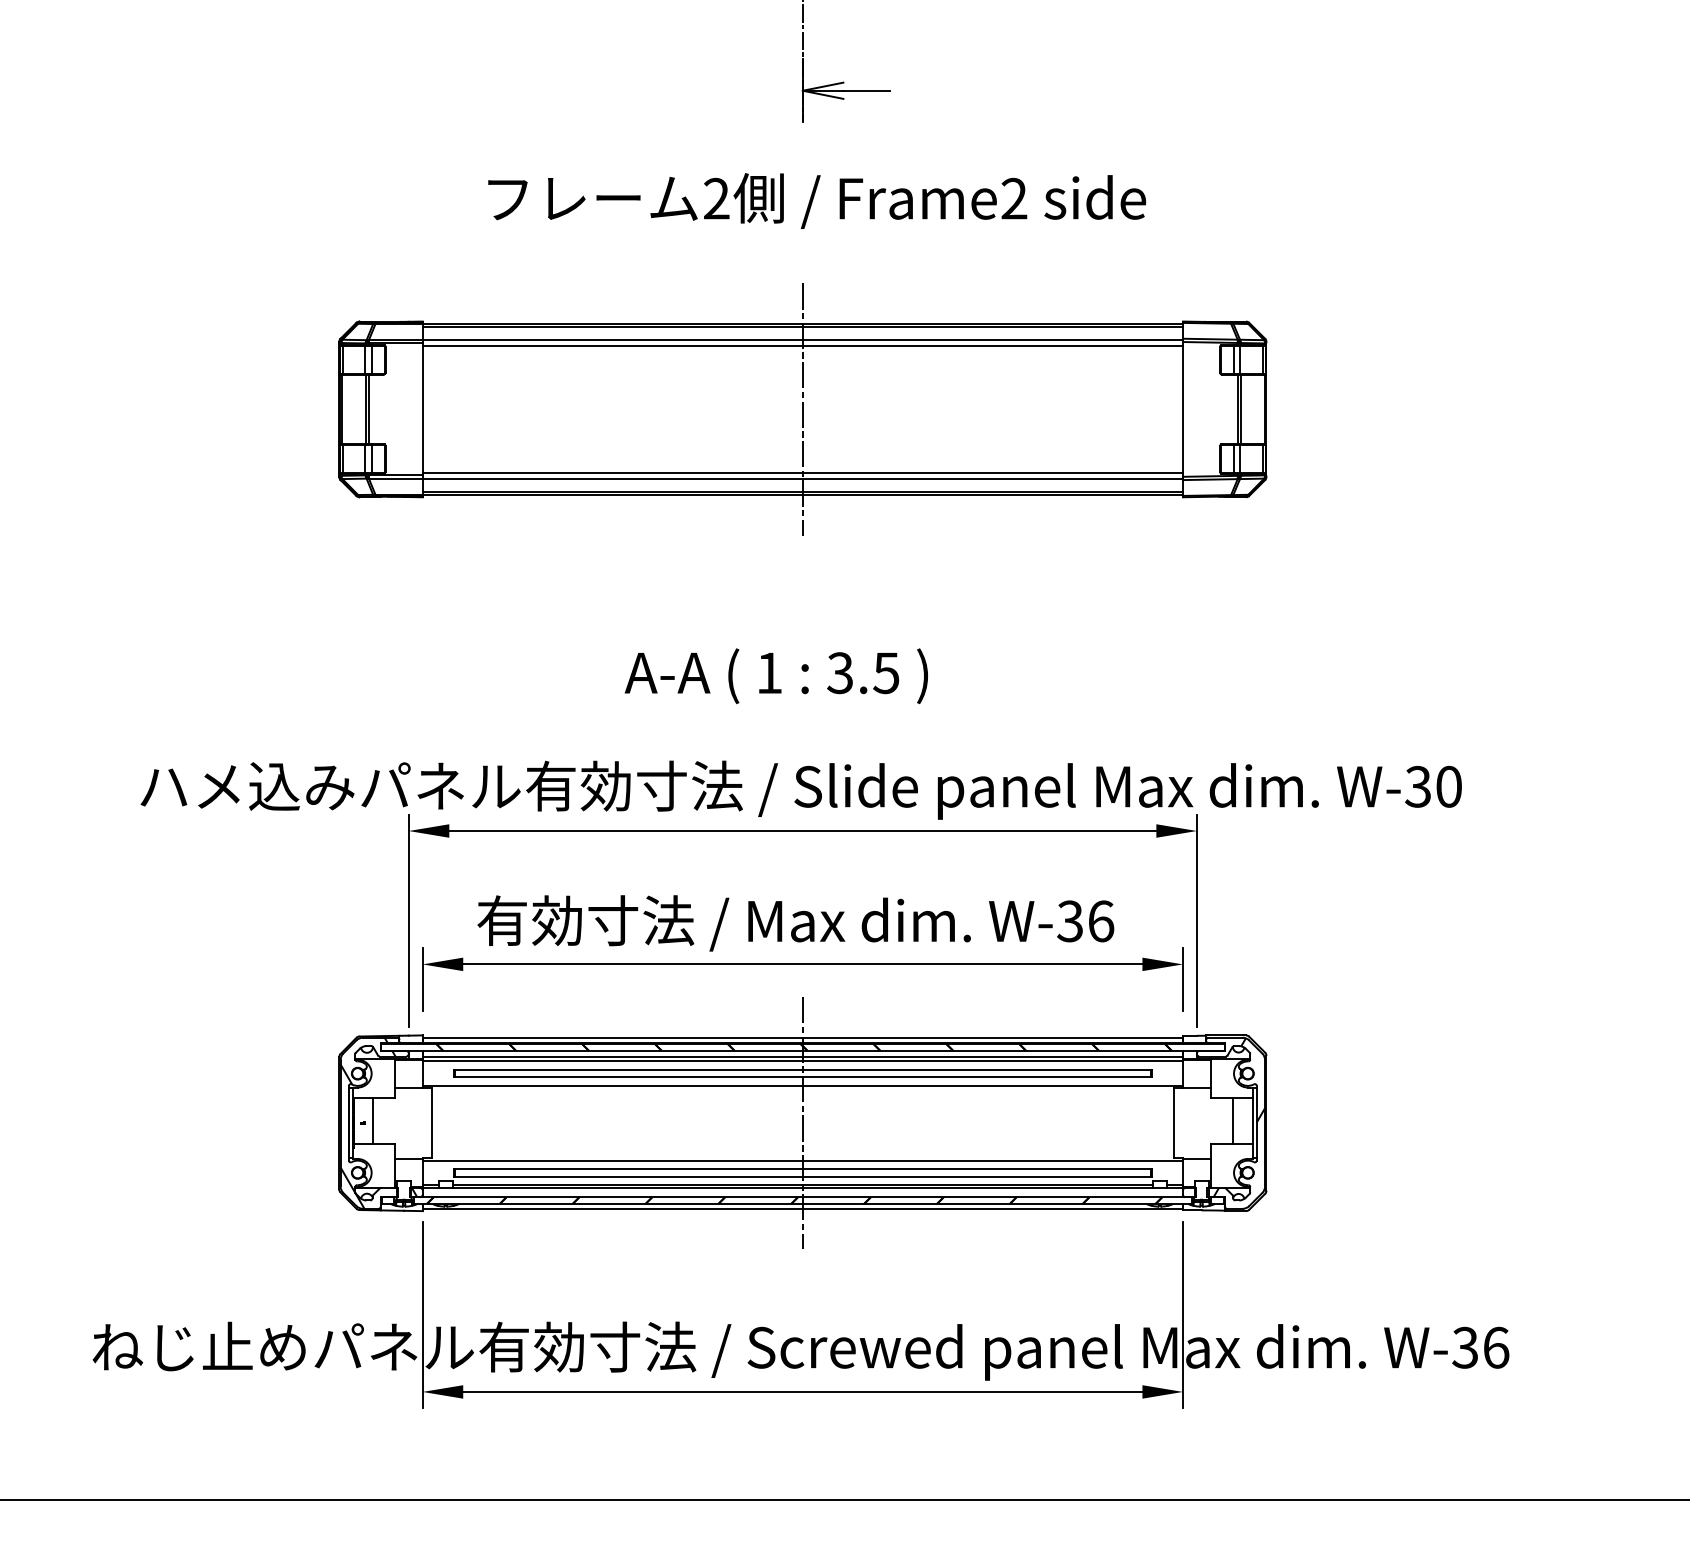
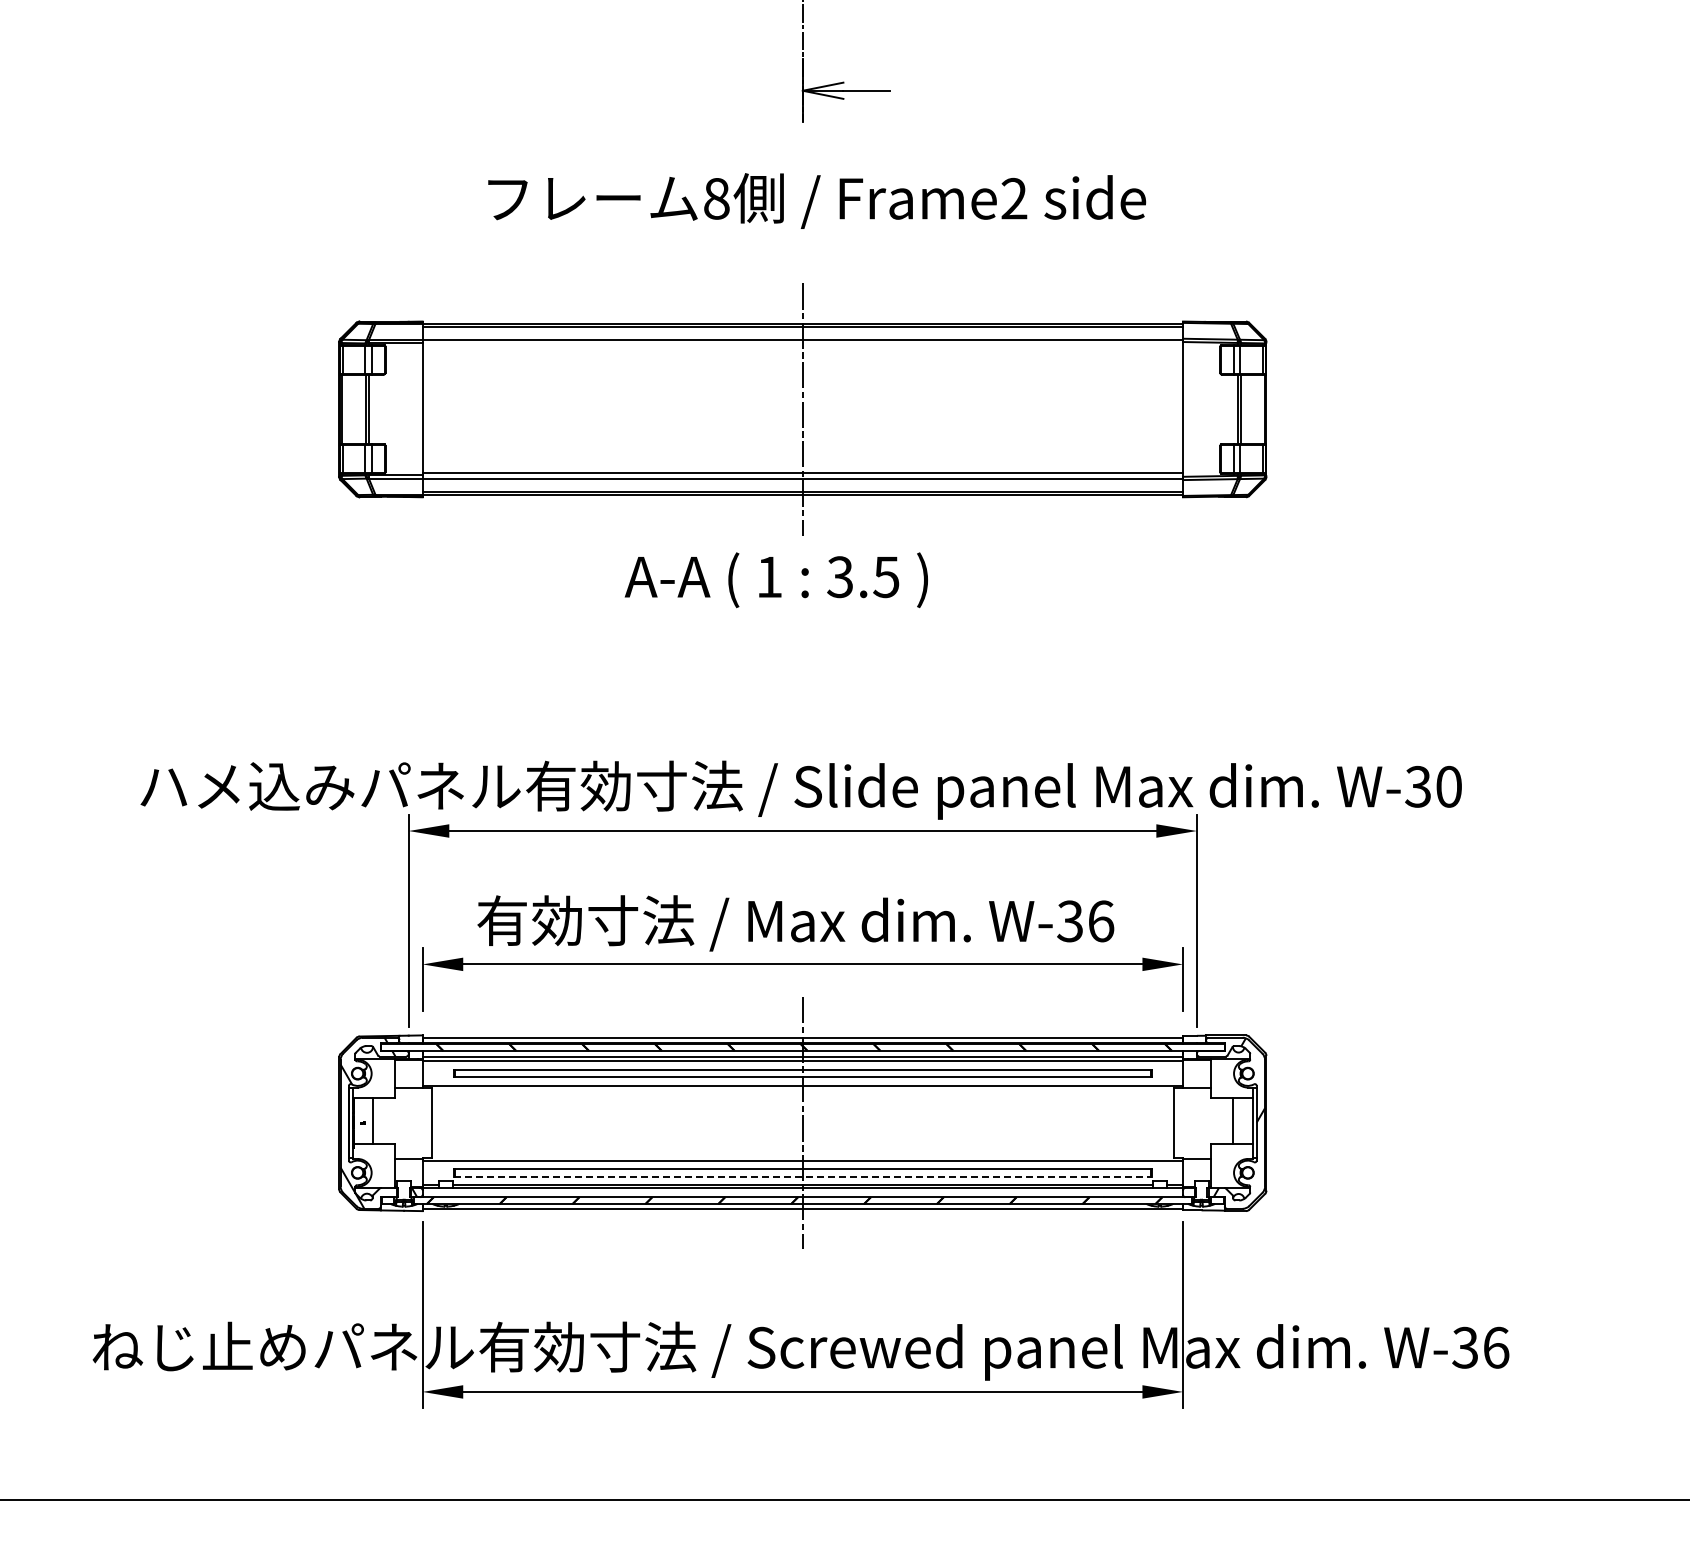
text: 2 -> 8 (716, 198)
line: present -> none (802, 346)
text position: (775, 676) -> (775, 580) (775, 580)
line: solid -> dashed (803, 1176)
